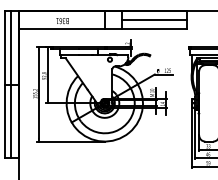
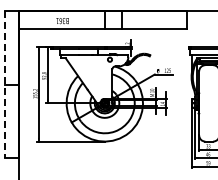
line: present -> none (153, 20)
line: present -> none (10, 84)
line: solid -> dashed (4, 85)
